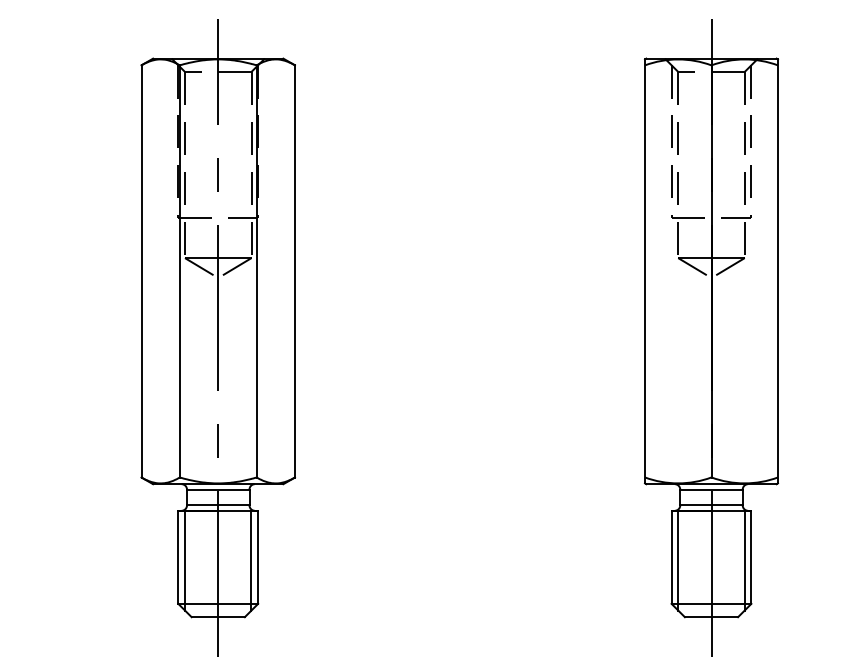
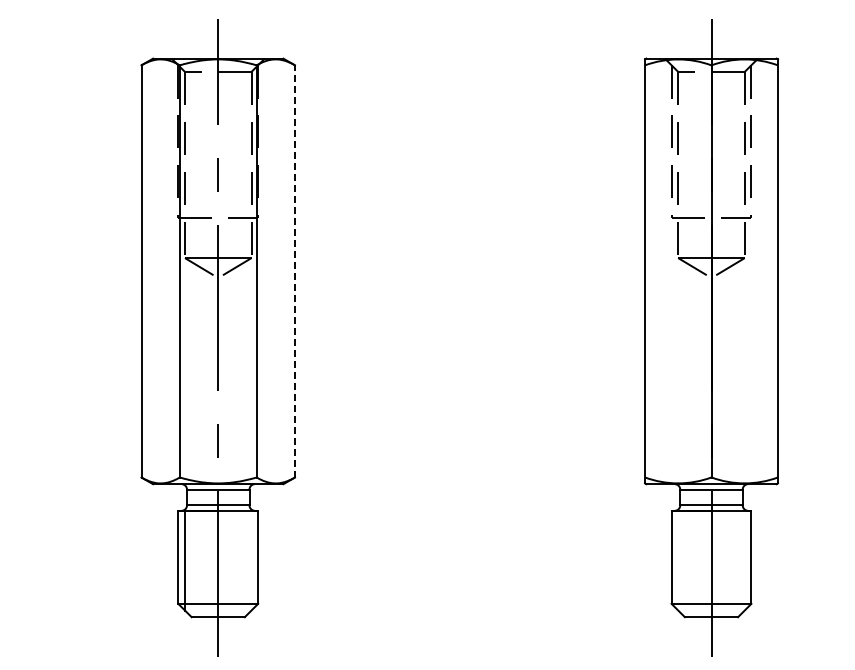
line: solid -> dashed (294, 270)
line: present -> none (251, 560)
line: present -> none (678, 560)
line: present -> none (744, 560)
